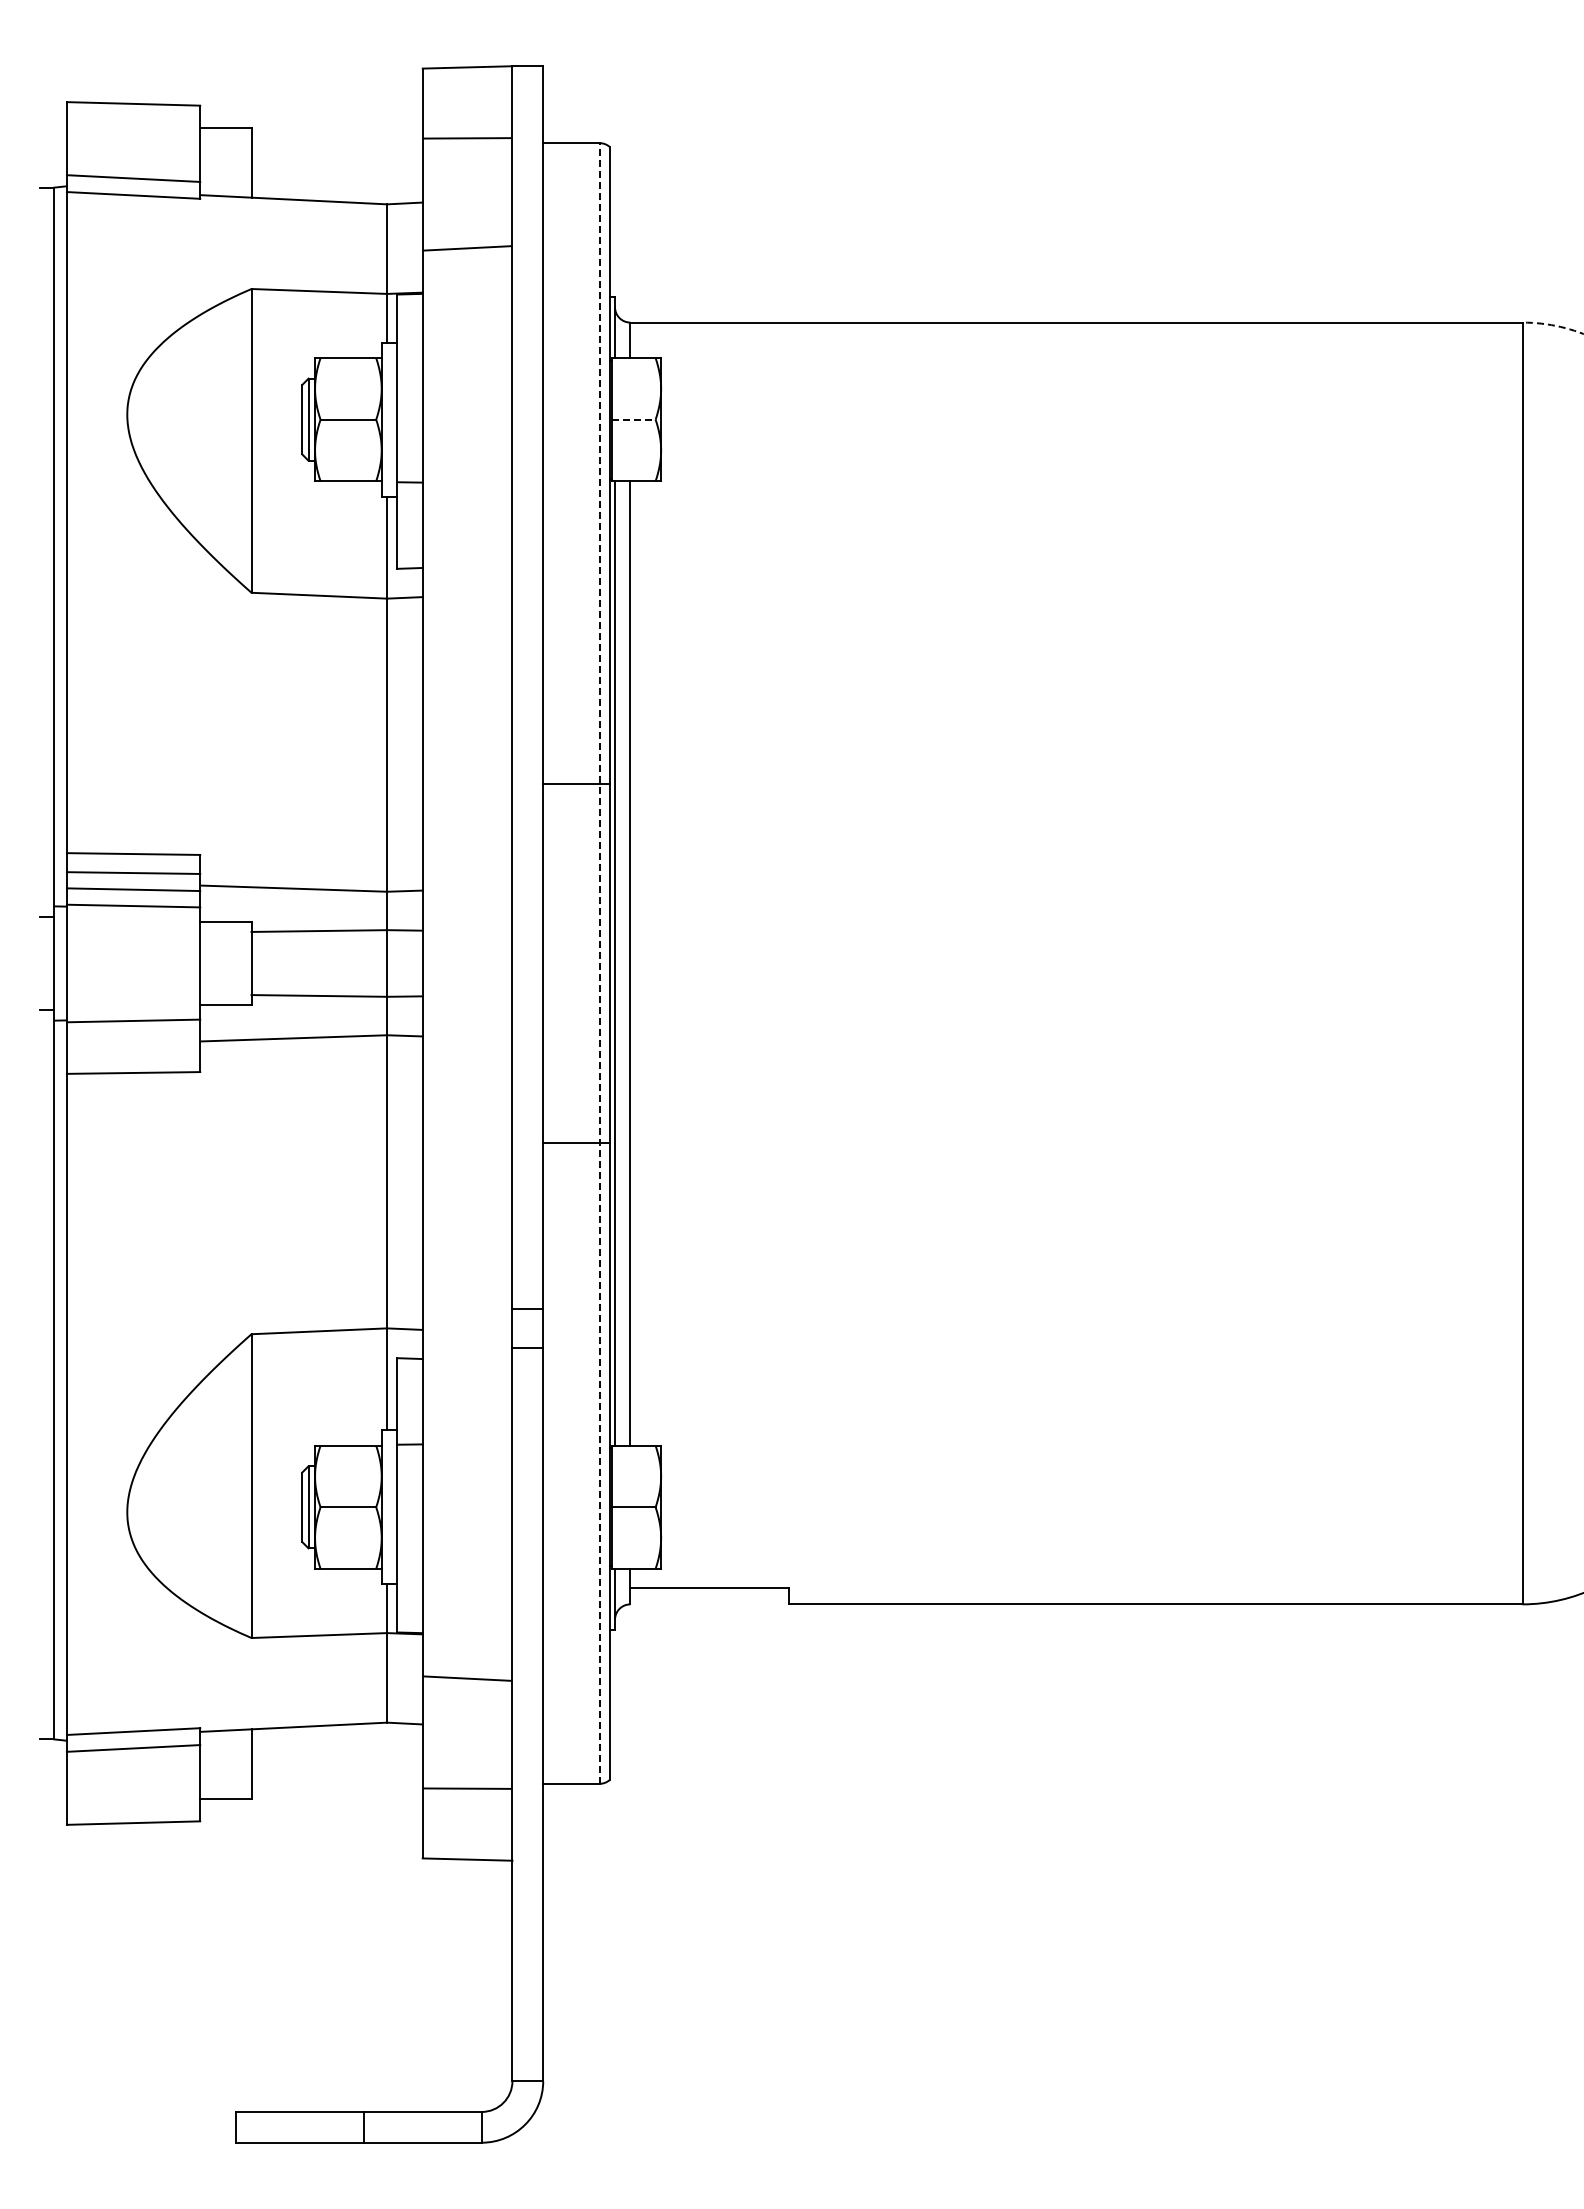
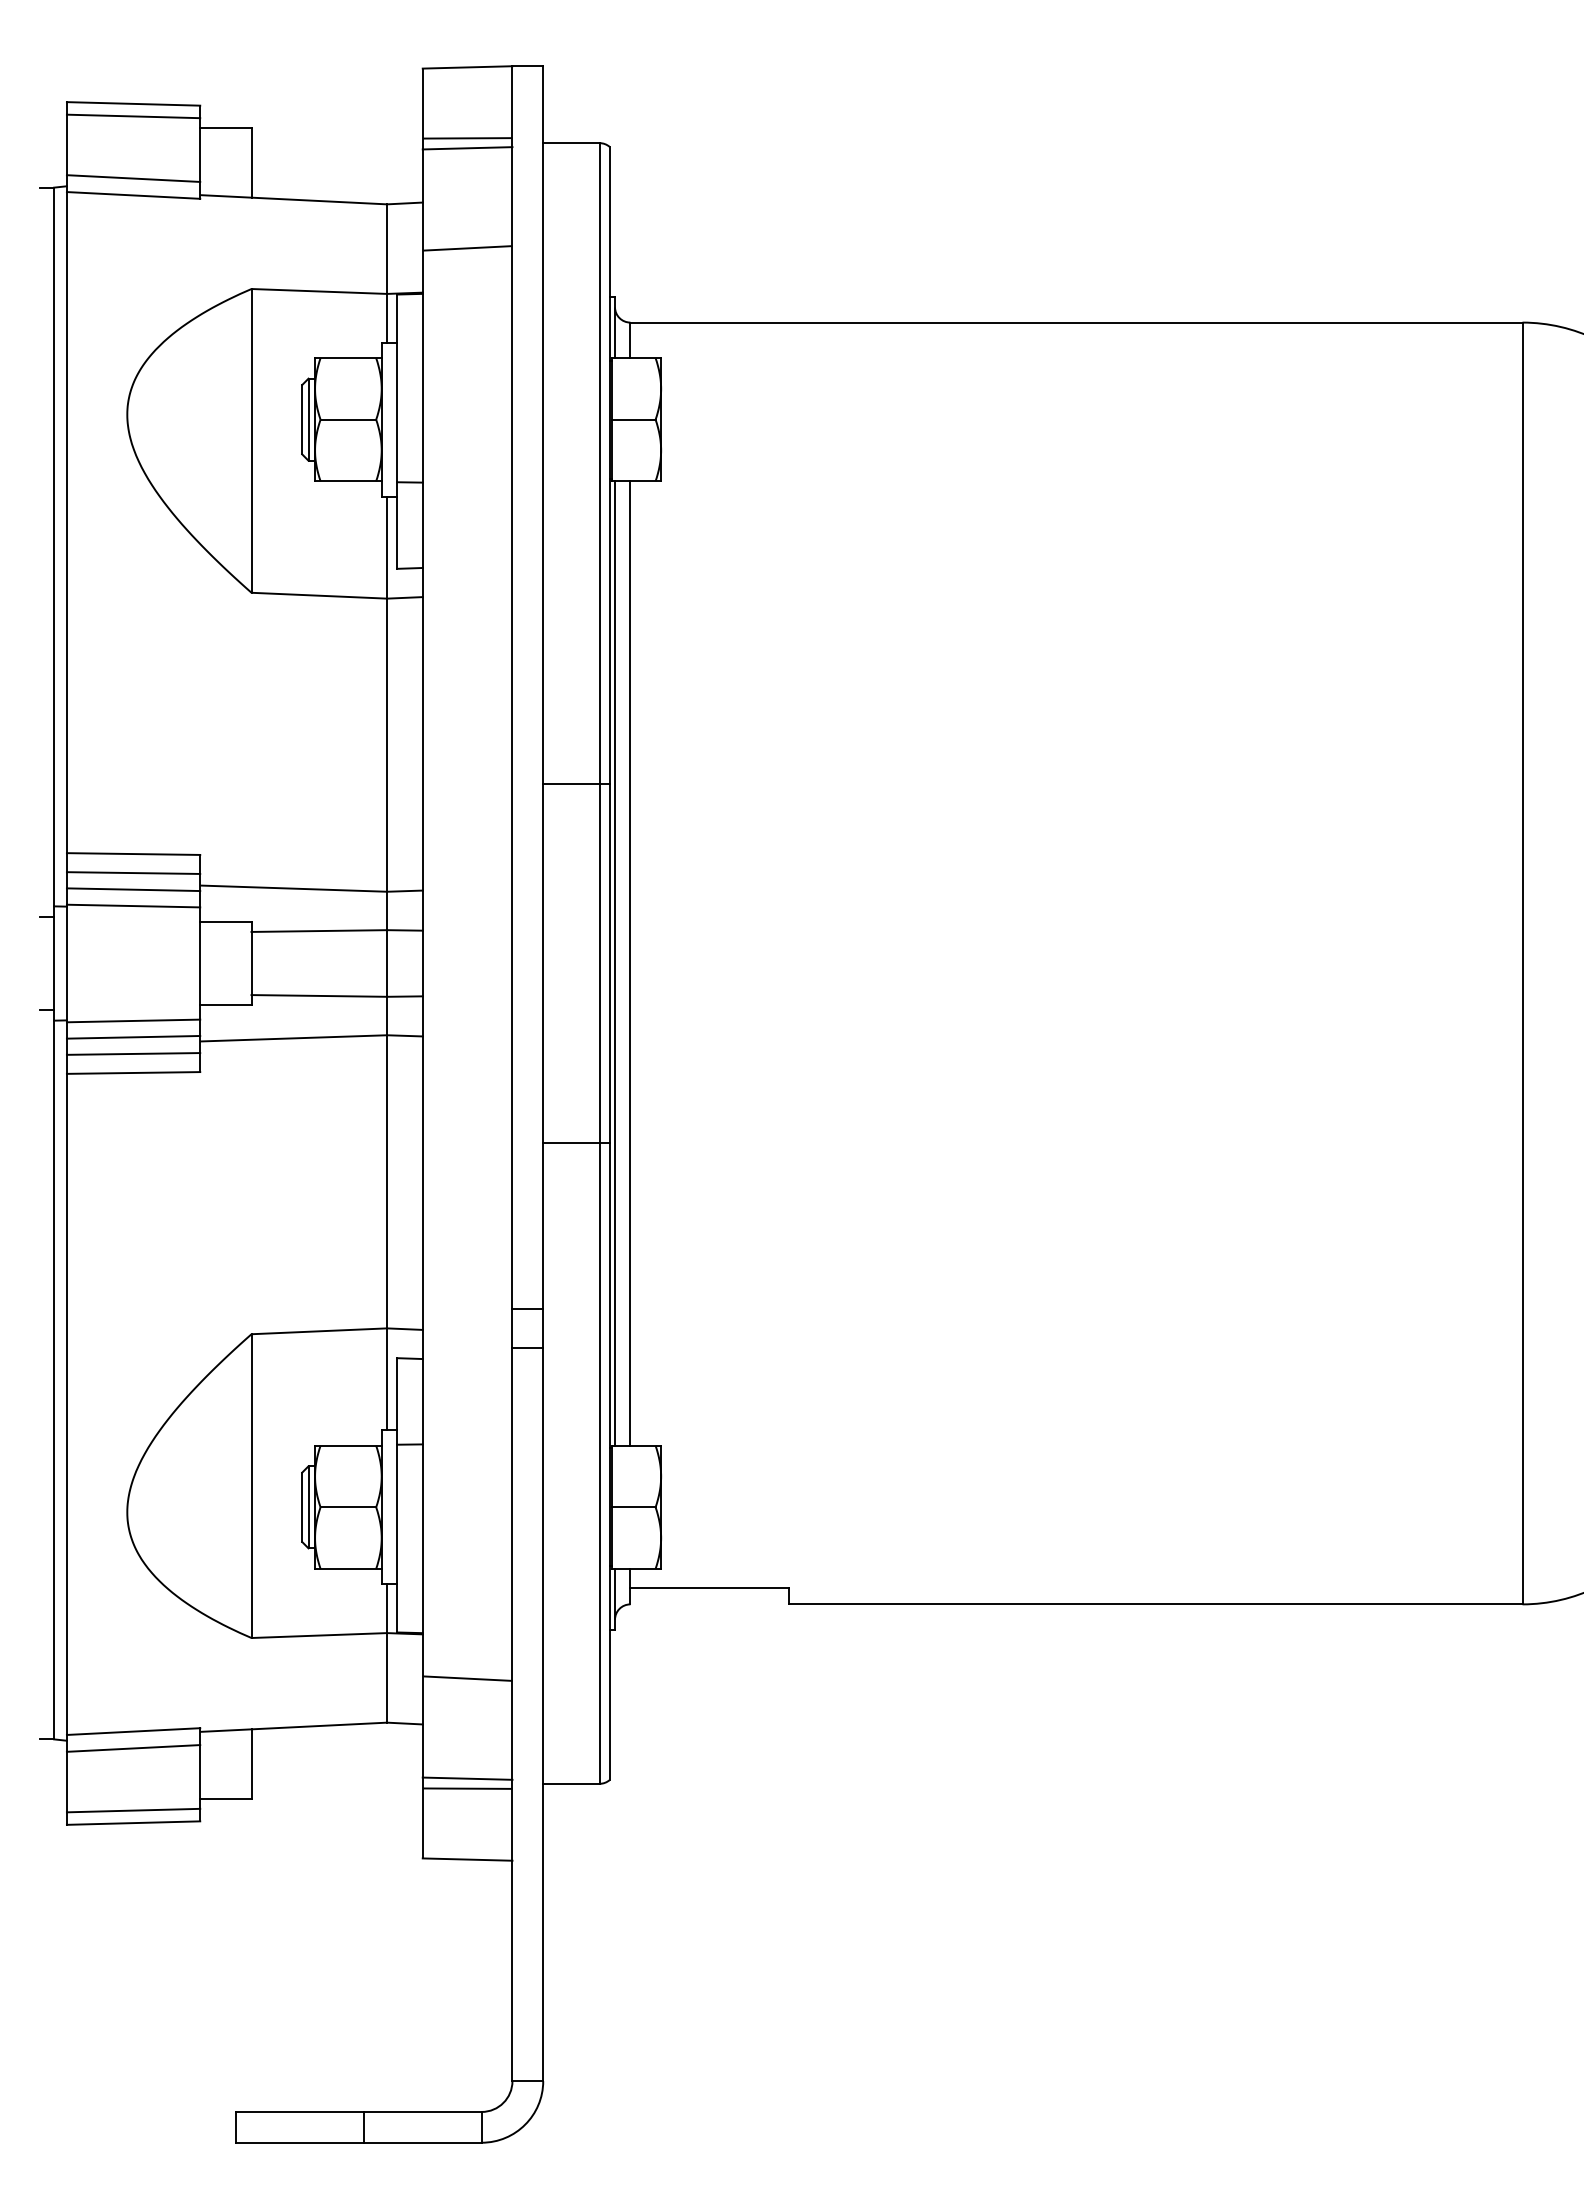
line: none -> present (133, 116)
line: none -> present (467, 148)
arc: dashed -> solid (1553, 325)
line: dashed -> solid (633, 419)
line: dashed -> solid (599, 962)
line: none -> present (133, 1036)
line: none -> present (133, 1053)
line: none -> present (467, 1778)
line: none -> present (133, 1810)
